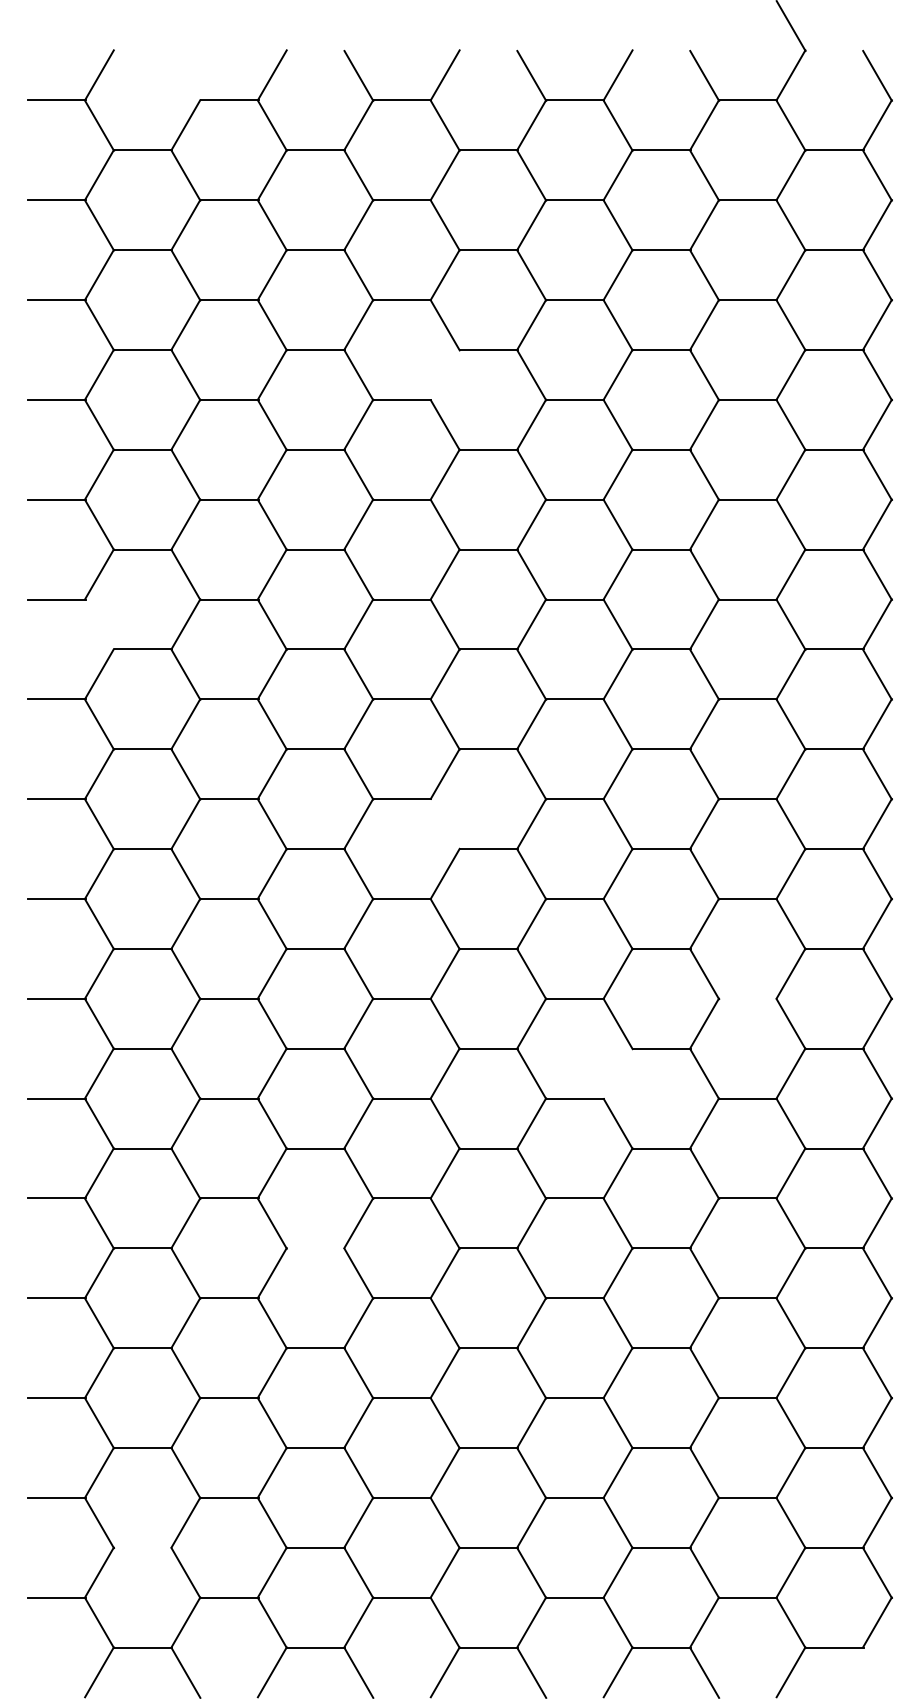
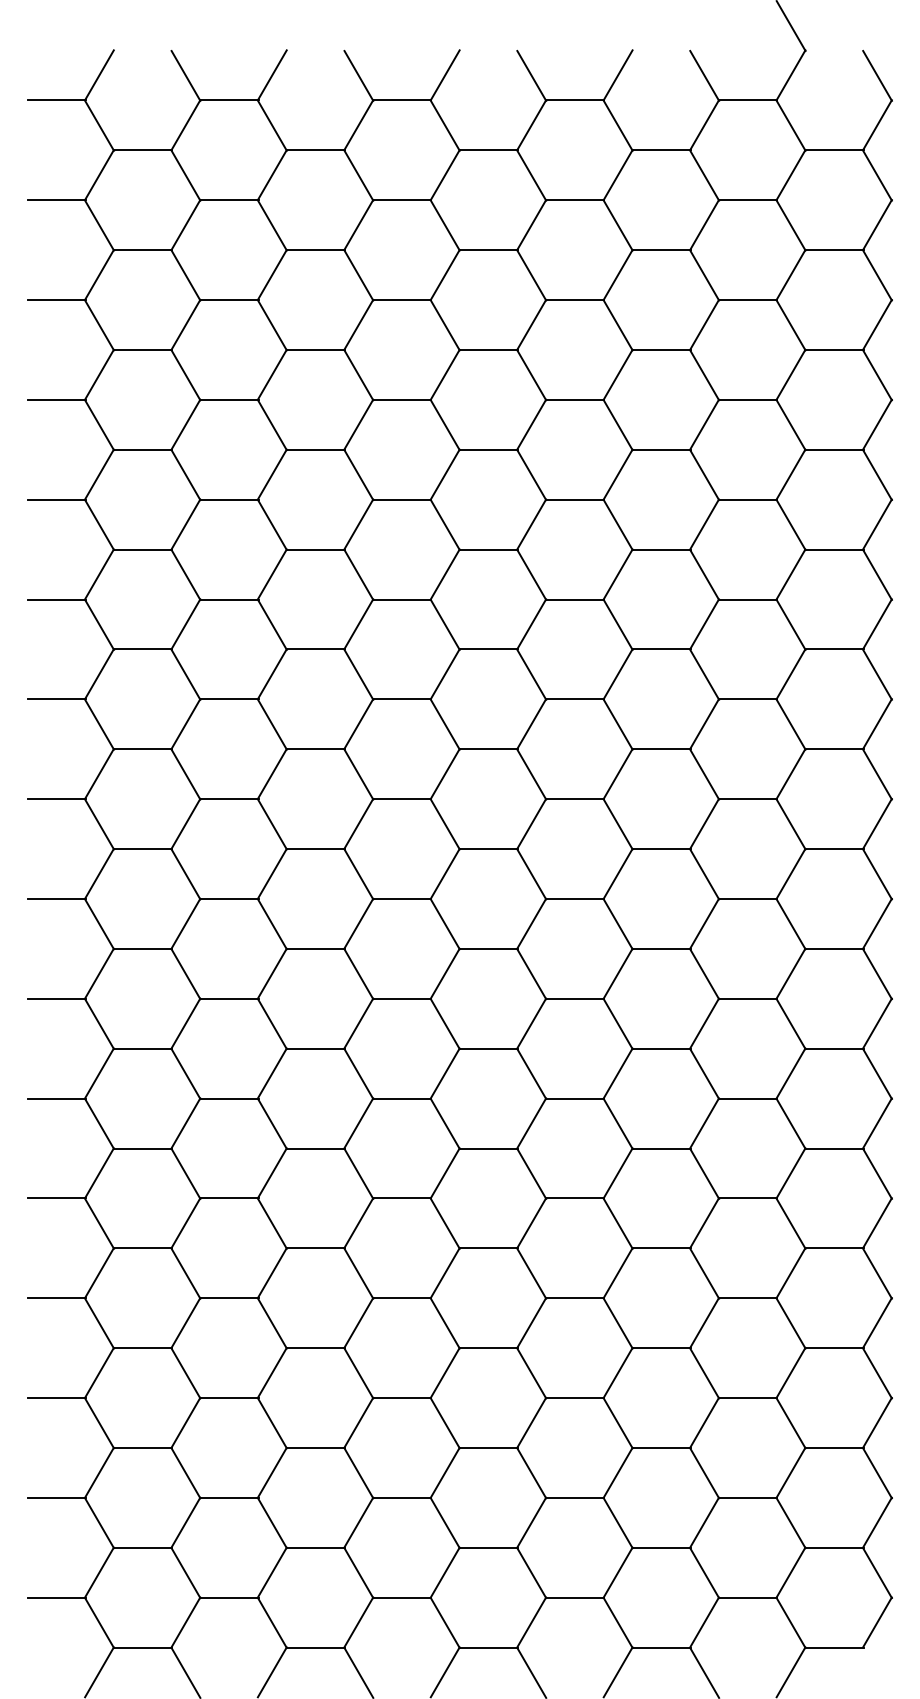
line: none -> present (185, 75)
line: none -> present (444, 374)
line: none -> present (99, 624)
line: none -> present (444, 824)
line: none -> present (748, 998)
line: none -> present (617, 1073)
line: none -> present (316, 1248)
line: none -> present (143, 1547)
